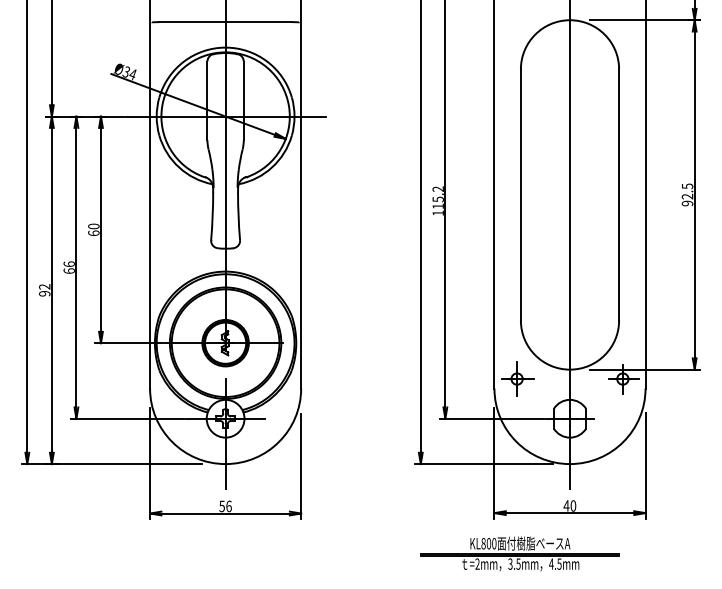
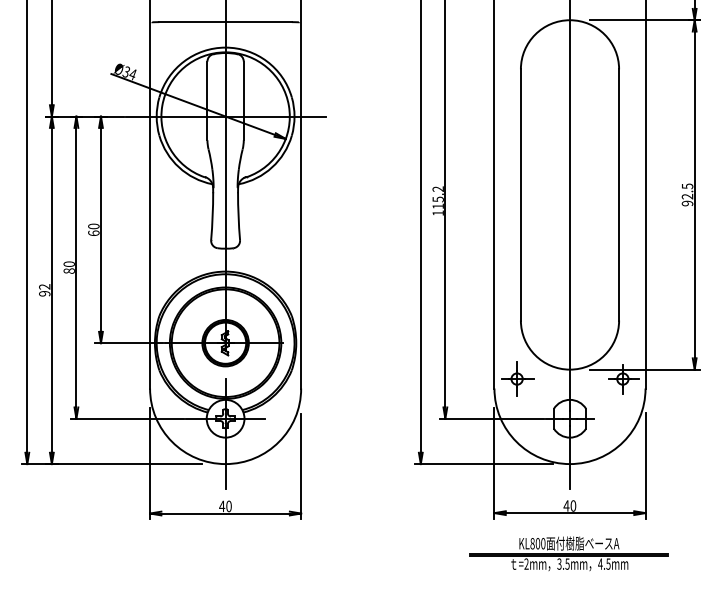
text: 66 -> 80 (68, 267)
text: 56 -> 40 (225, 506)
part position: (519, 553) -> (568, 553) (568, 553)
